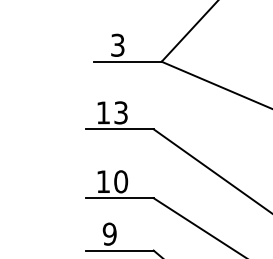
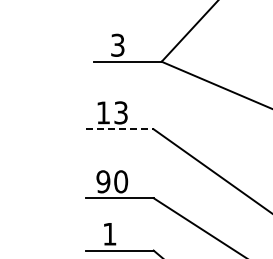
line: solid -> dashed (120, 129)
text: 10 -> 90 (103, 181)
text: 9 -> 1 (109, 233)
